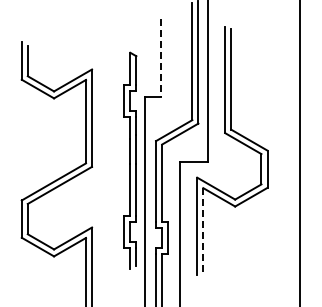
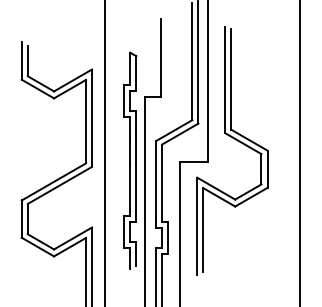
line: dashed -> solid (161, 58)
line: none -> present (105, 152)
line: dashed -> solid (203, 229)
